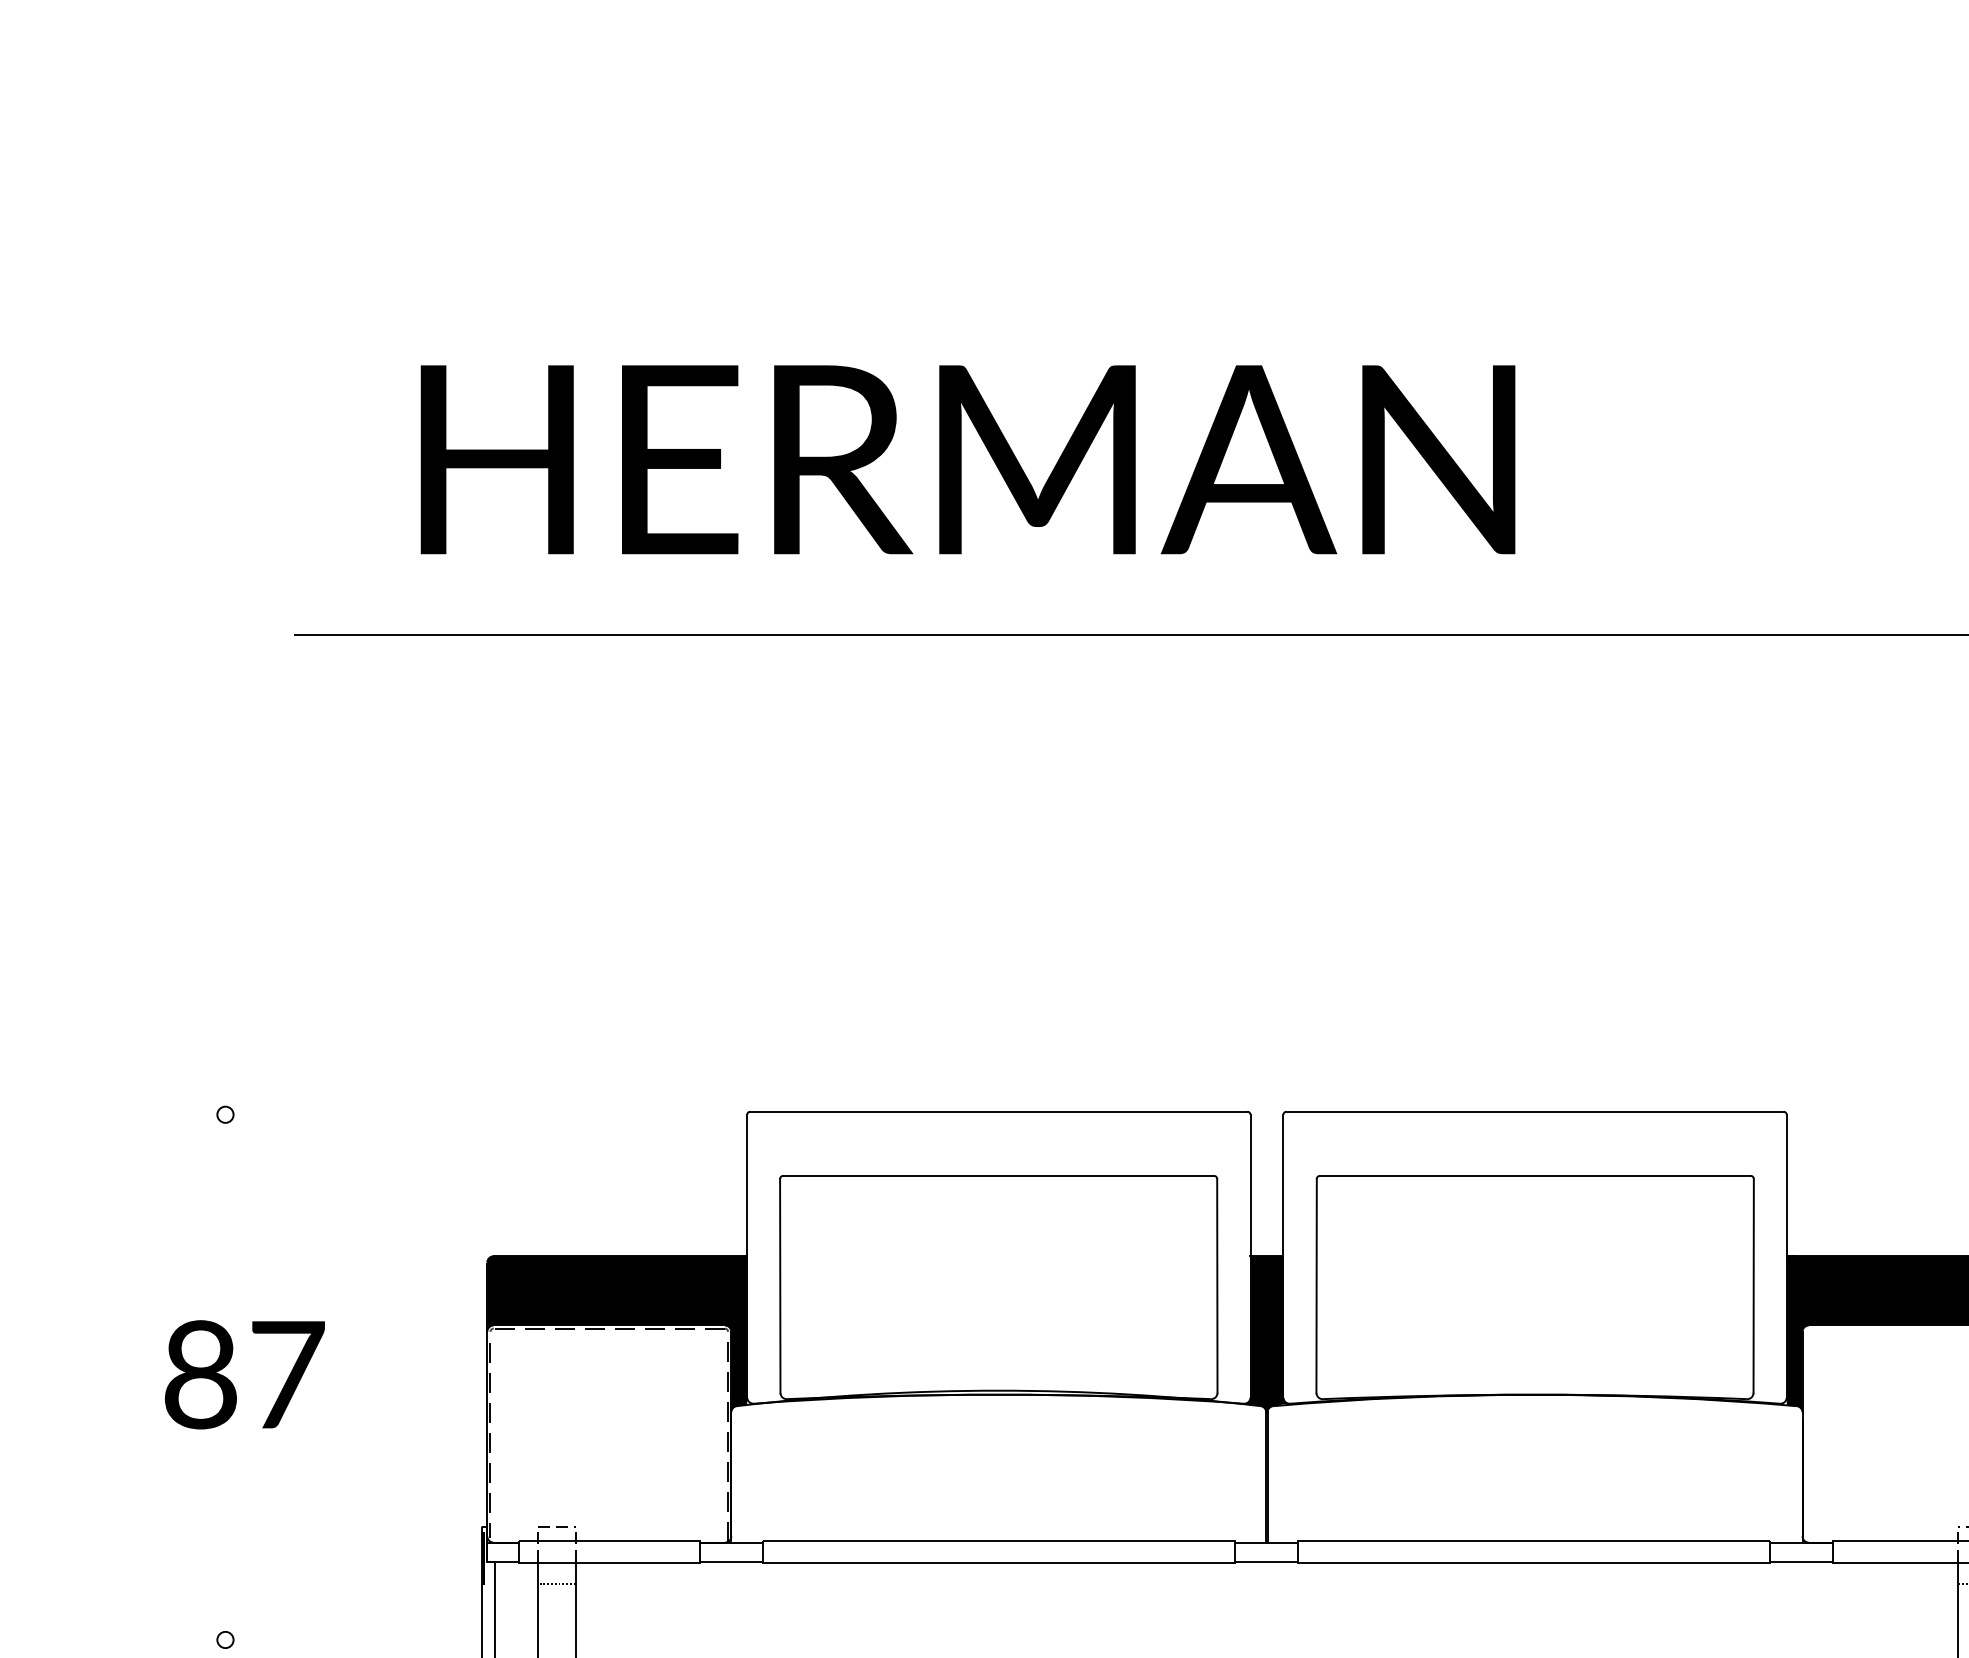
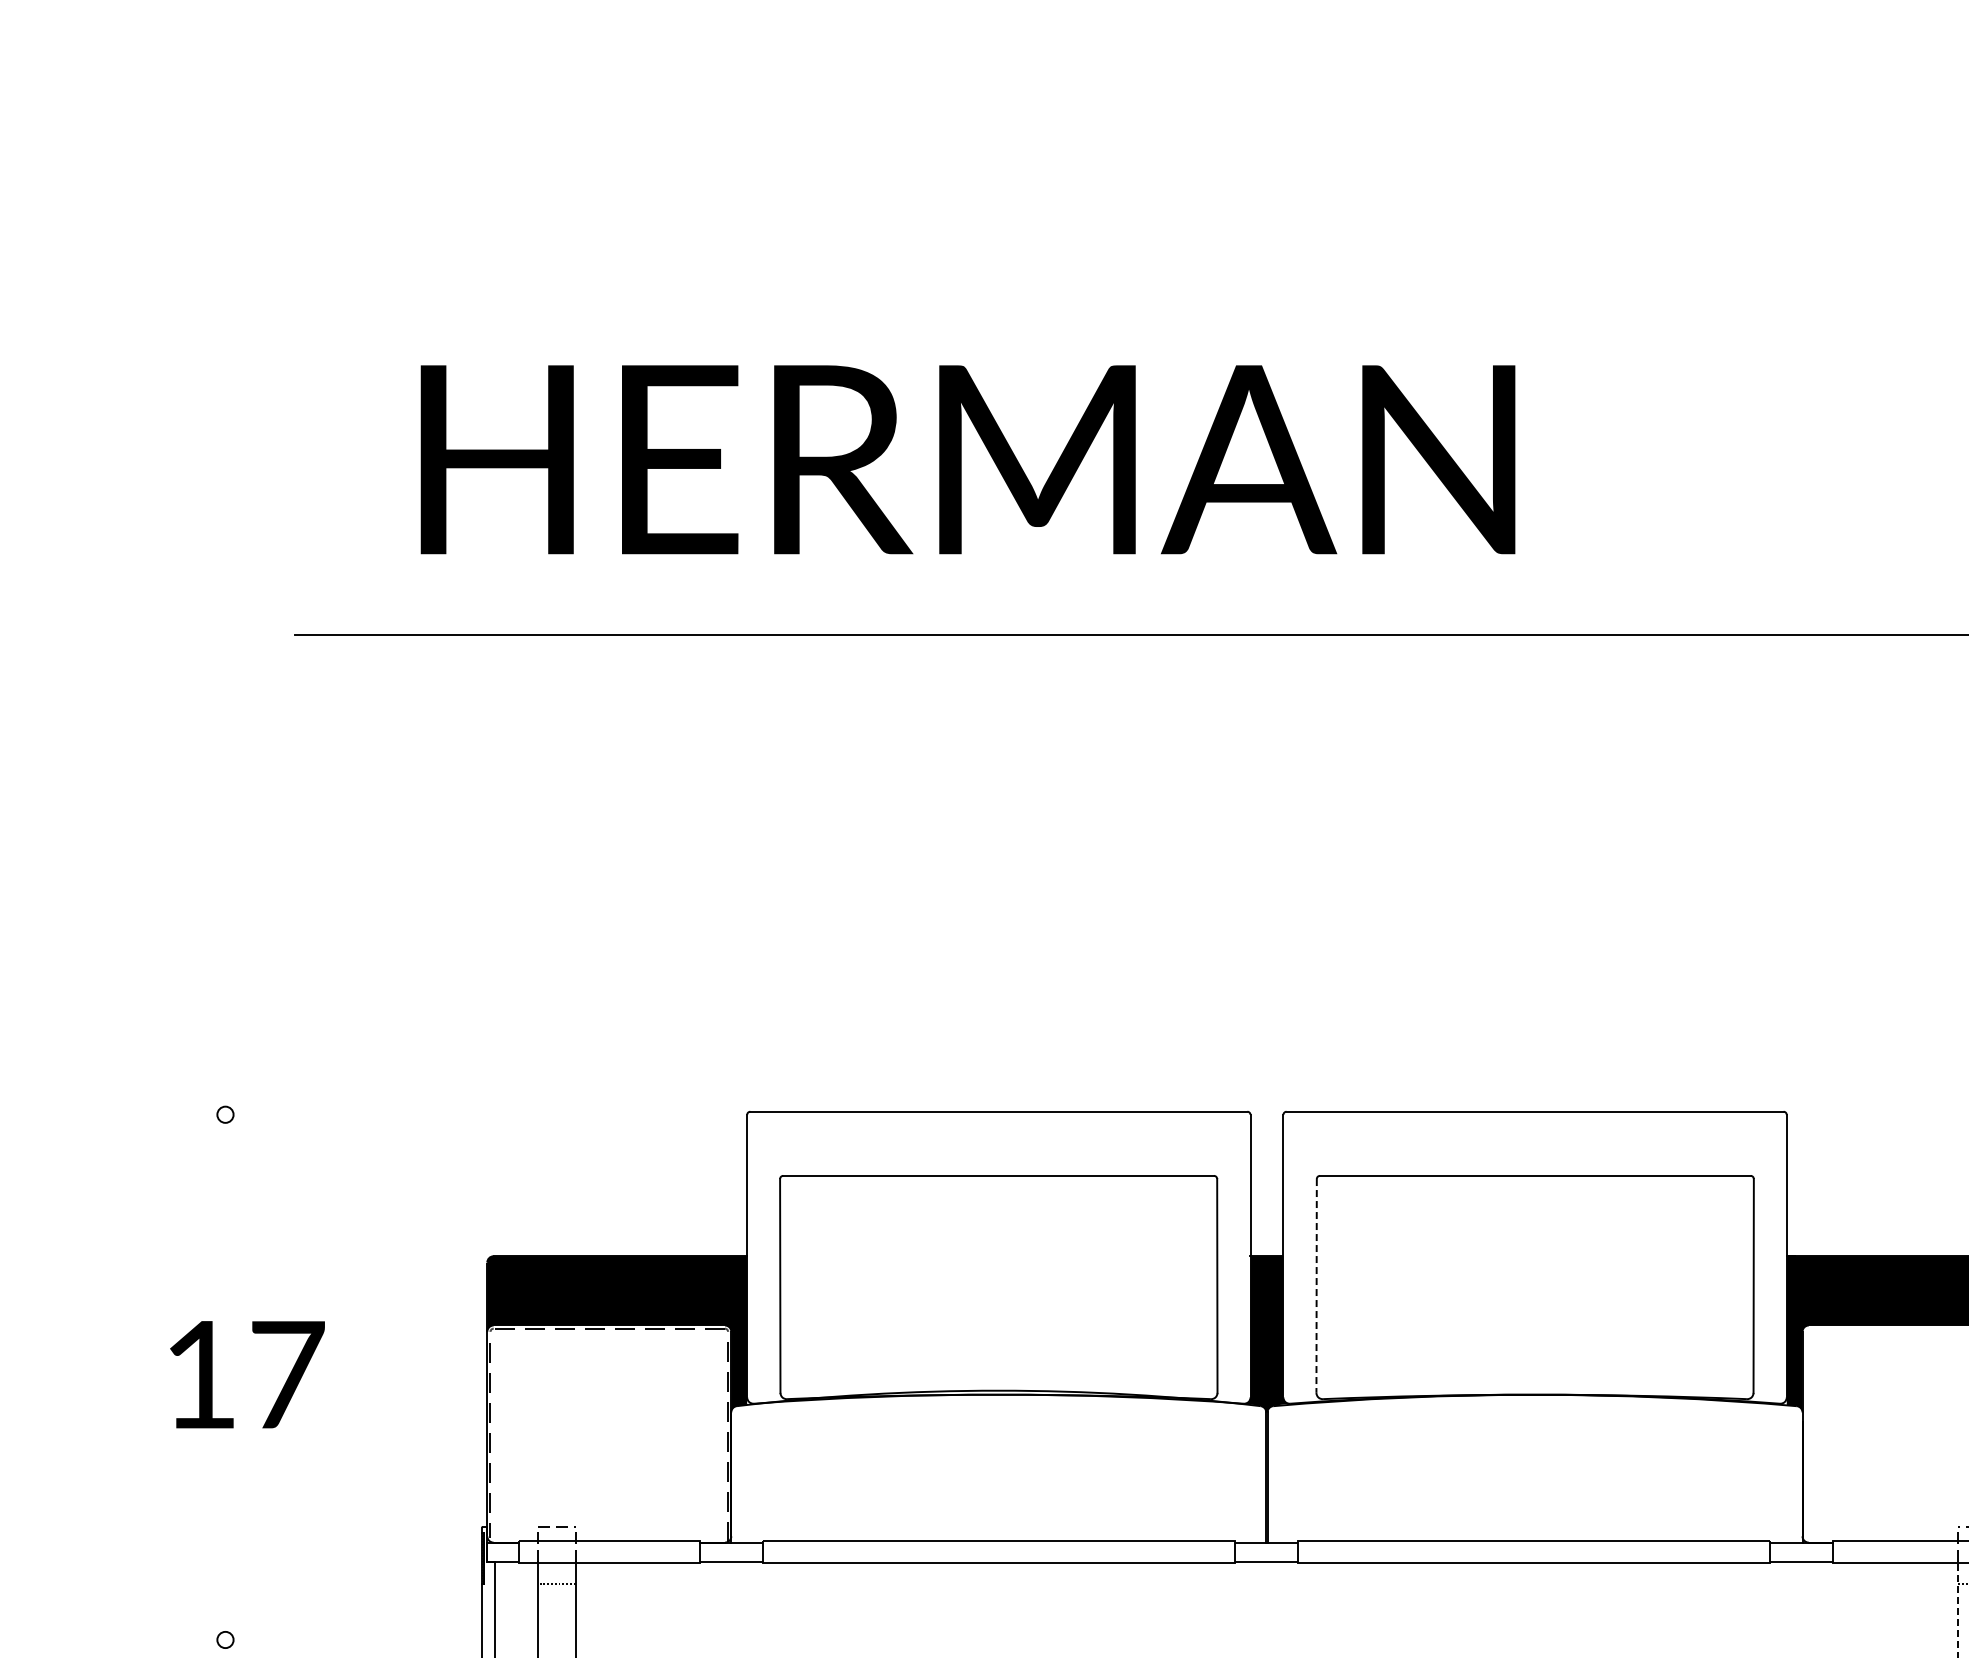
line: solid -> dashed (1316, 1285)
text: 87 -> 17 (200, 1374)
line: solid -> dashed (1958, 1609)
